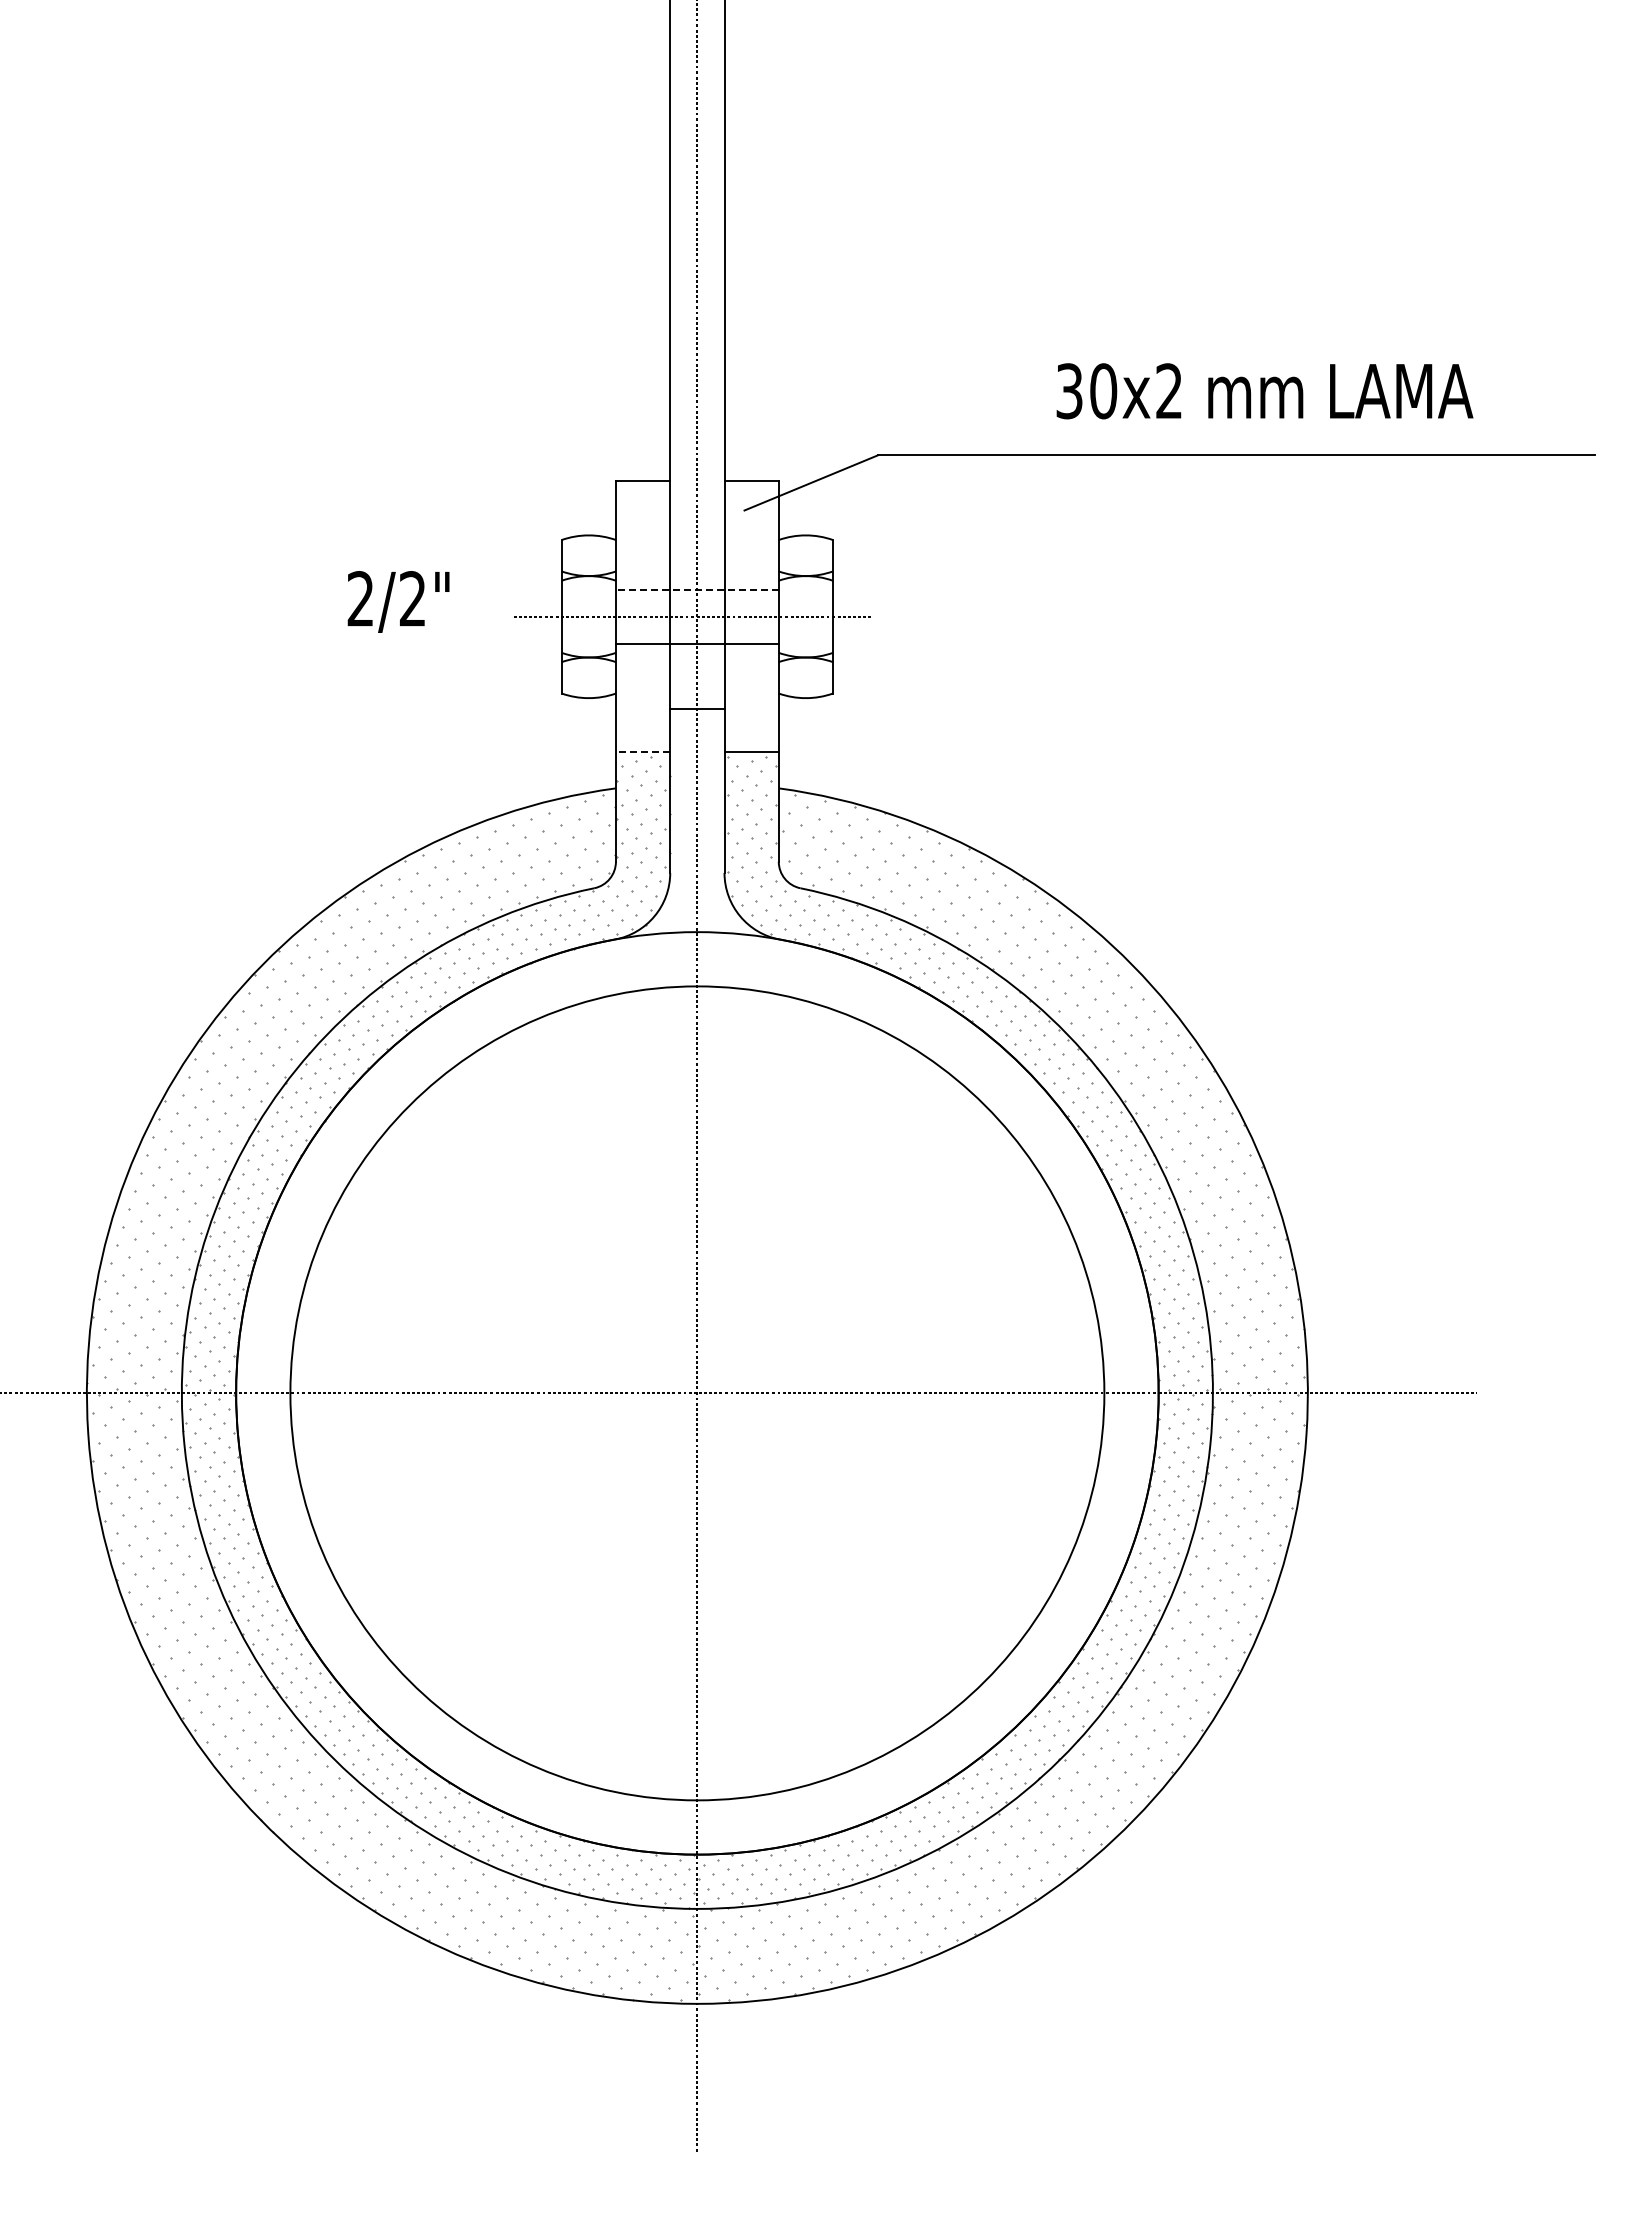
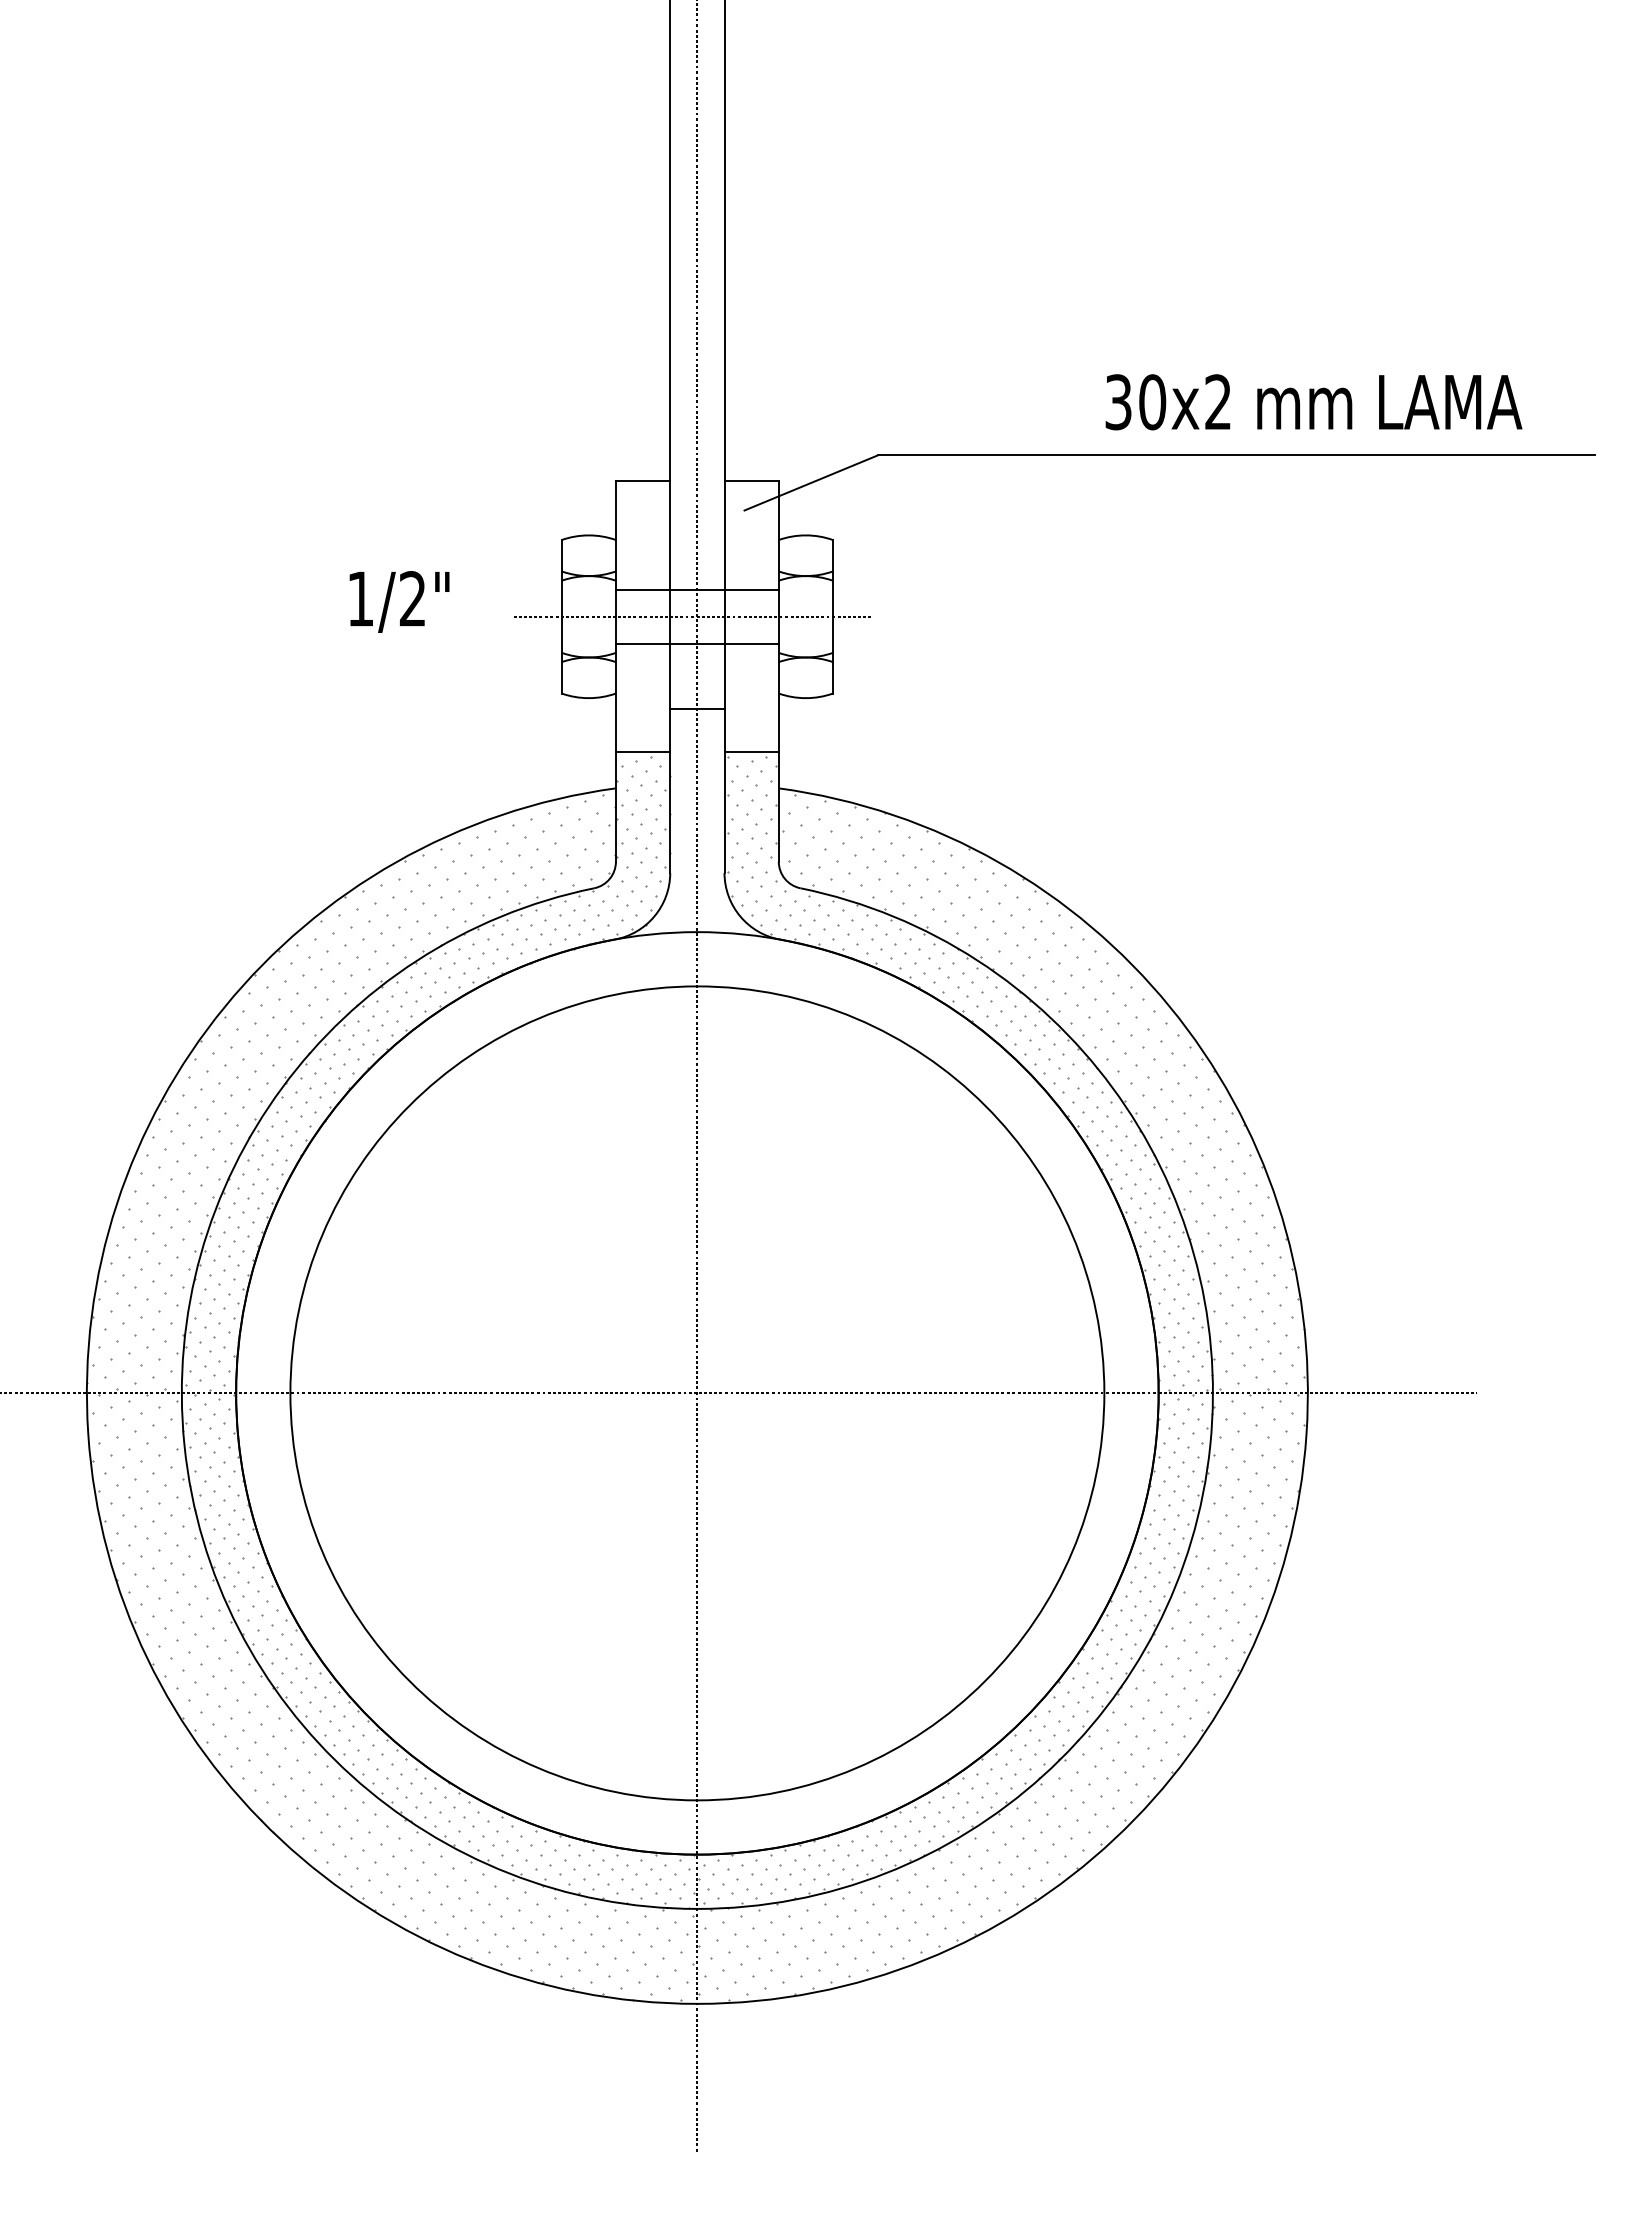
text position: (1264, 391) -> (1313, 402) (1313, 402)
line: dashed -> solid (696, 589)
text: 2/2" -> 1/2" (359, 598)
line: dashed -> solid (642, 752)
